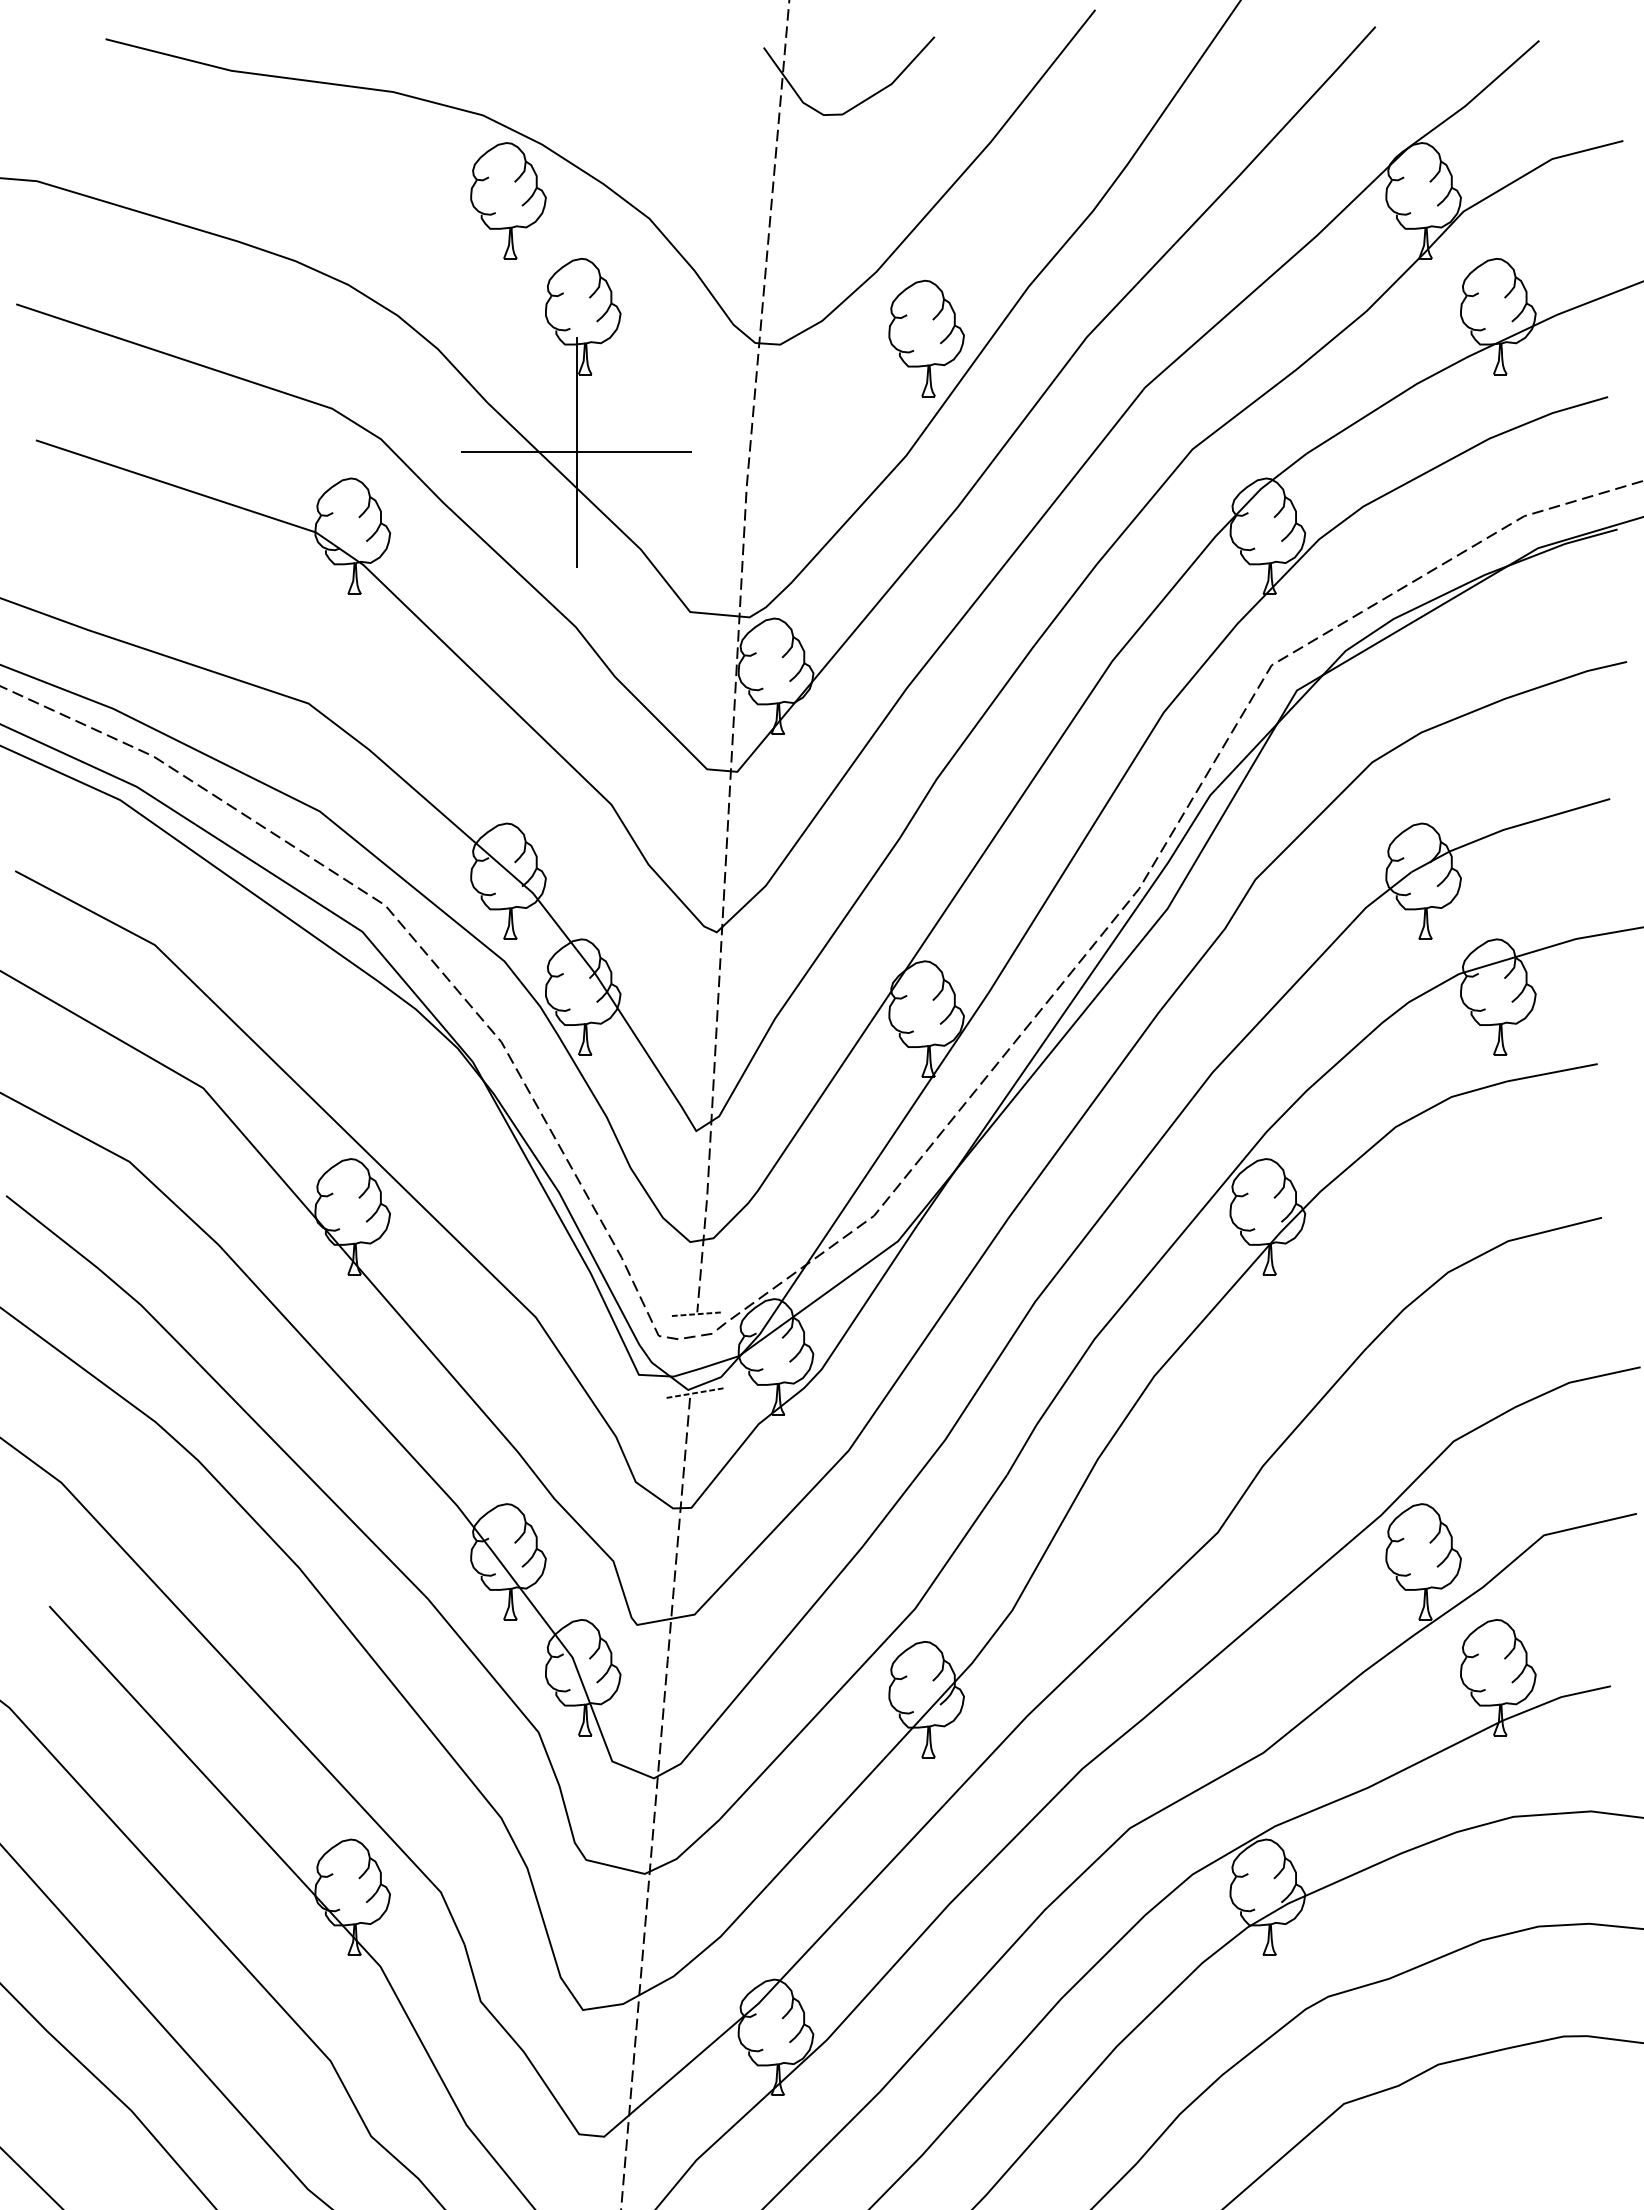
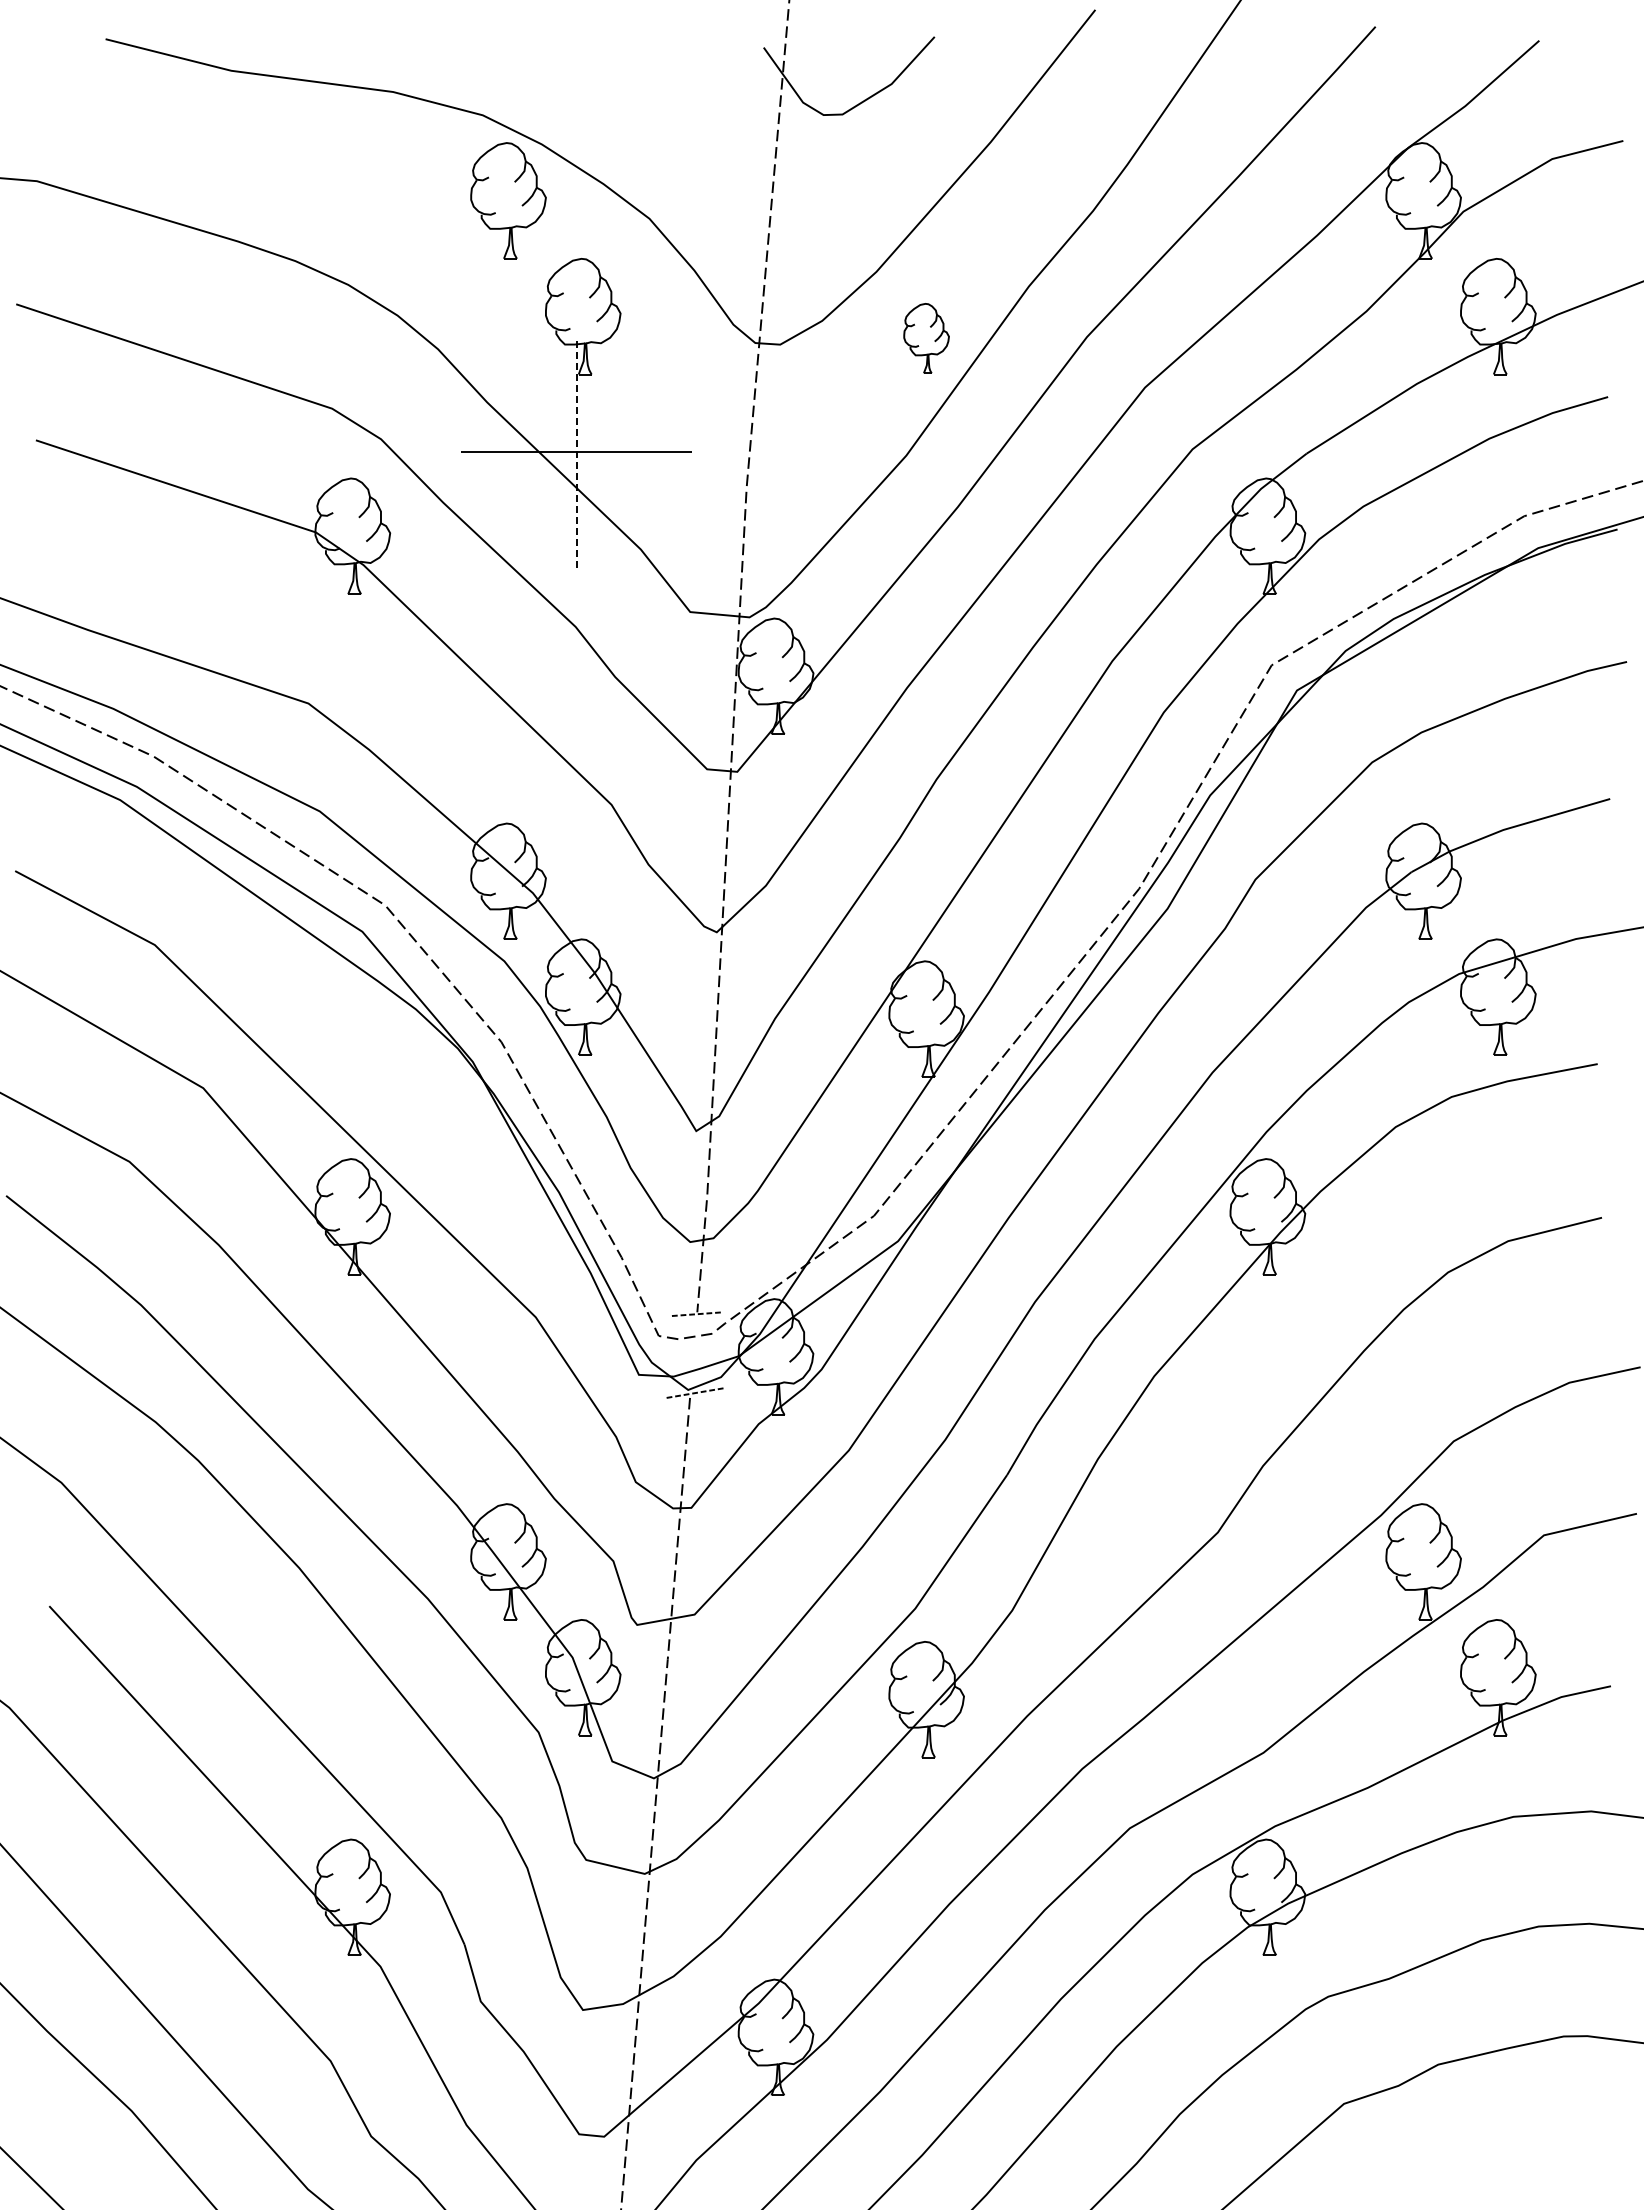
part size: 77x119 px -> 47x71 px (926, 338)
line: solid -> dashed (576, 451)
